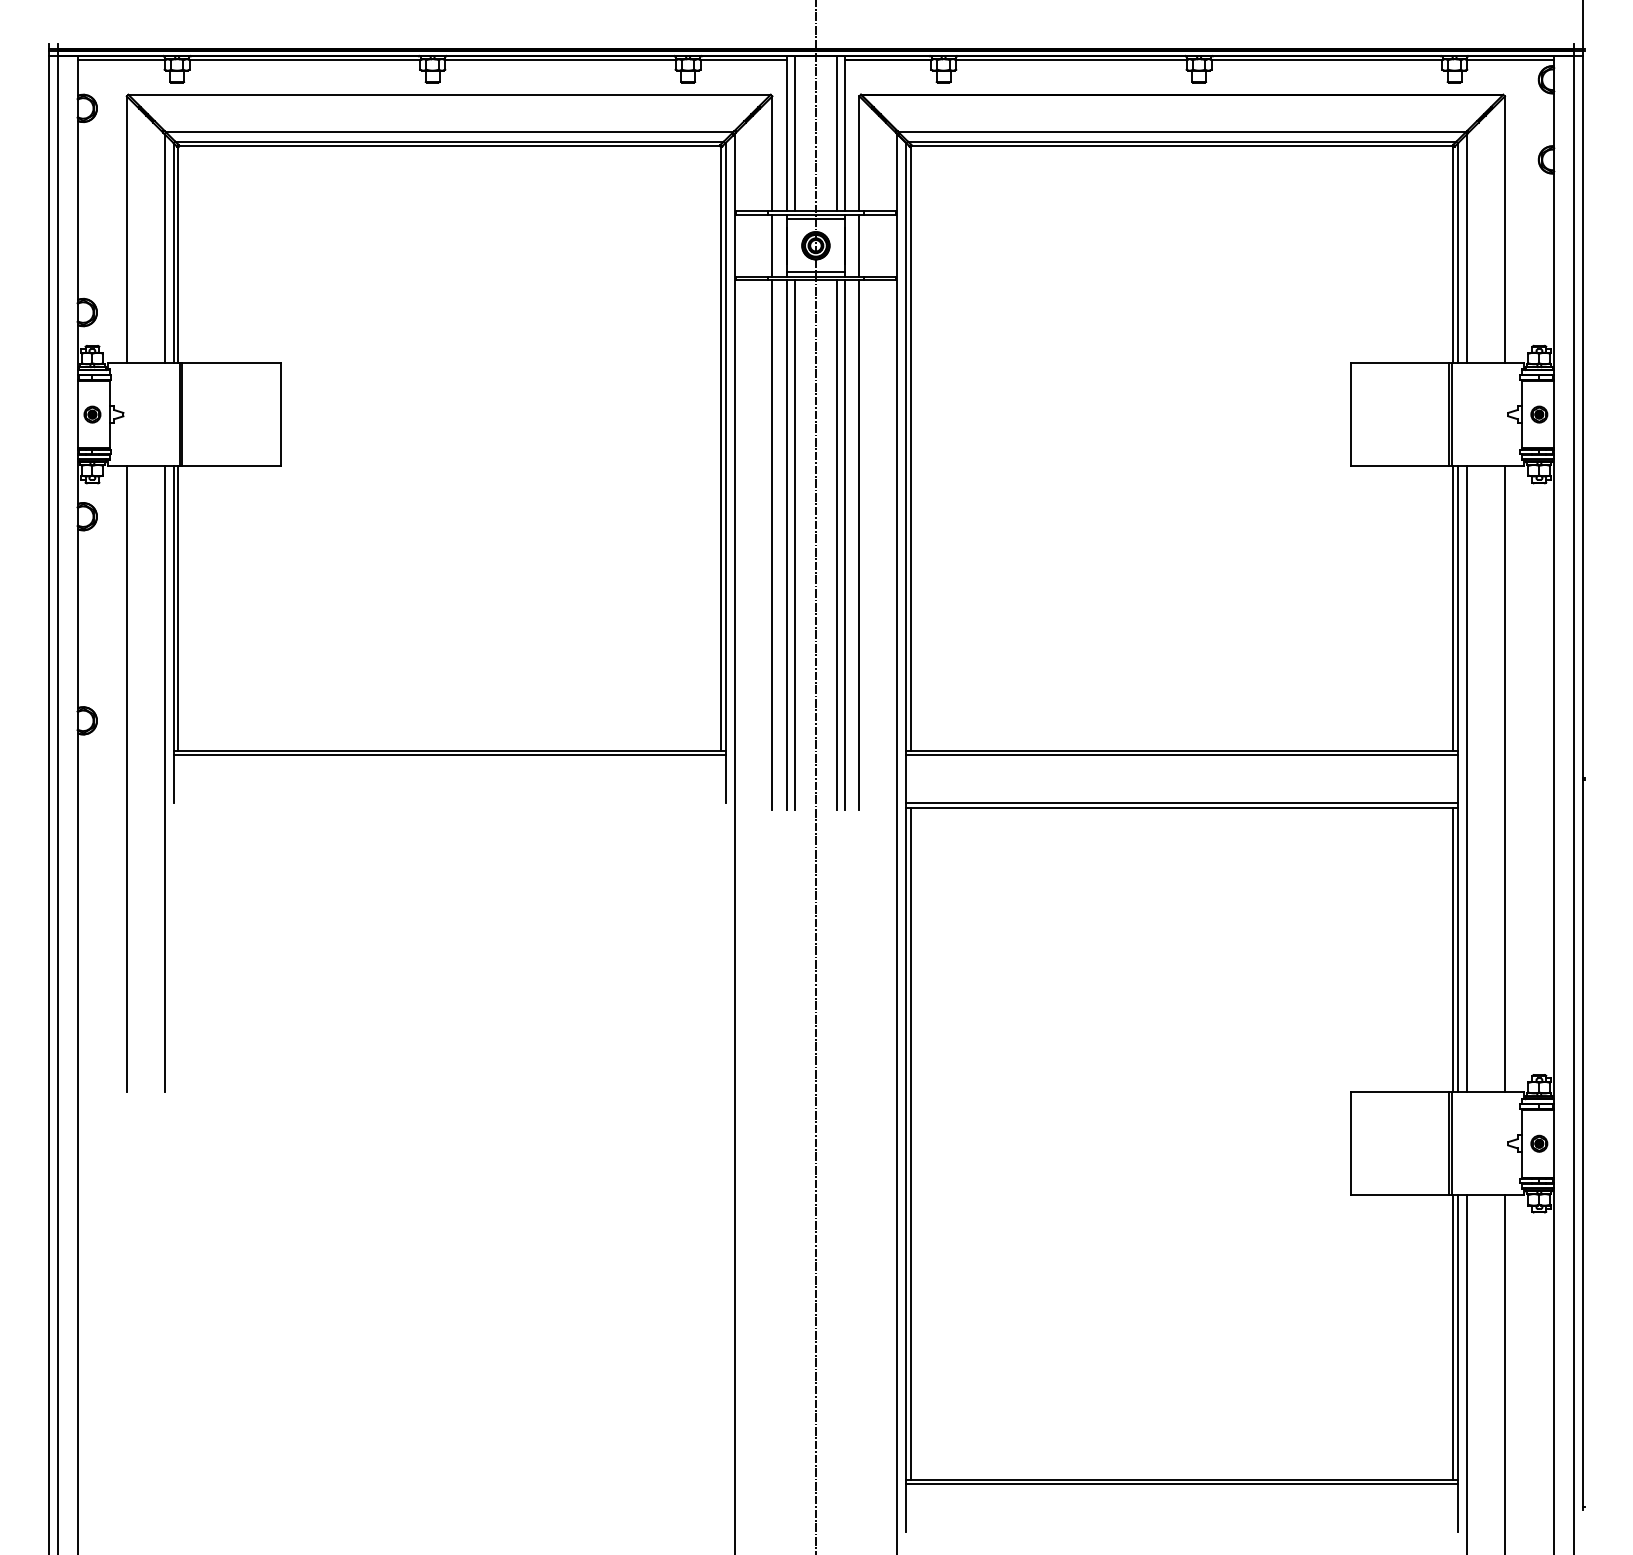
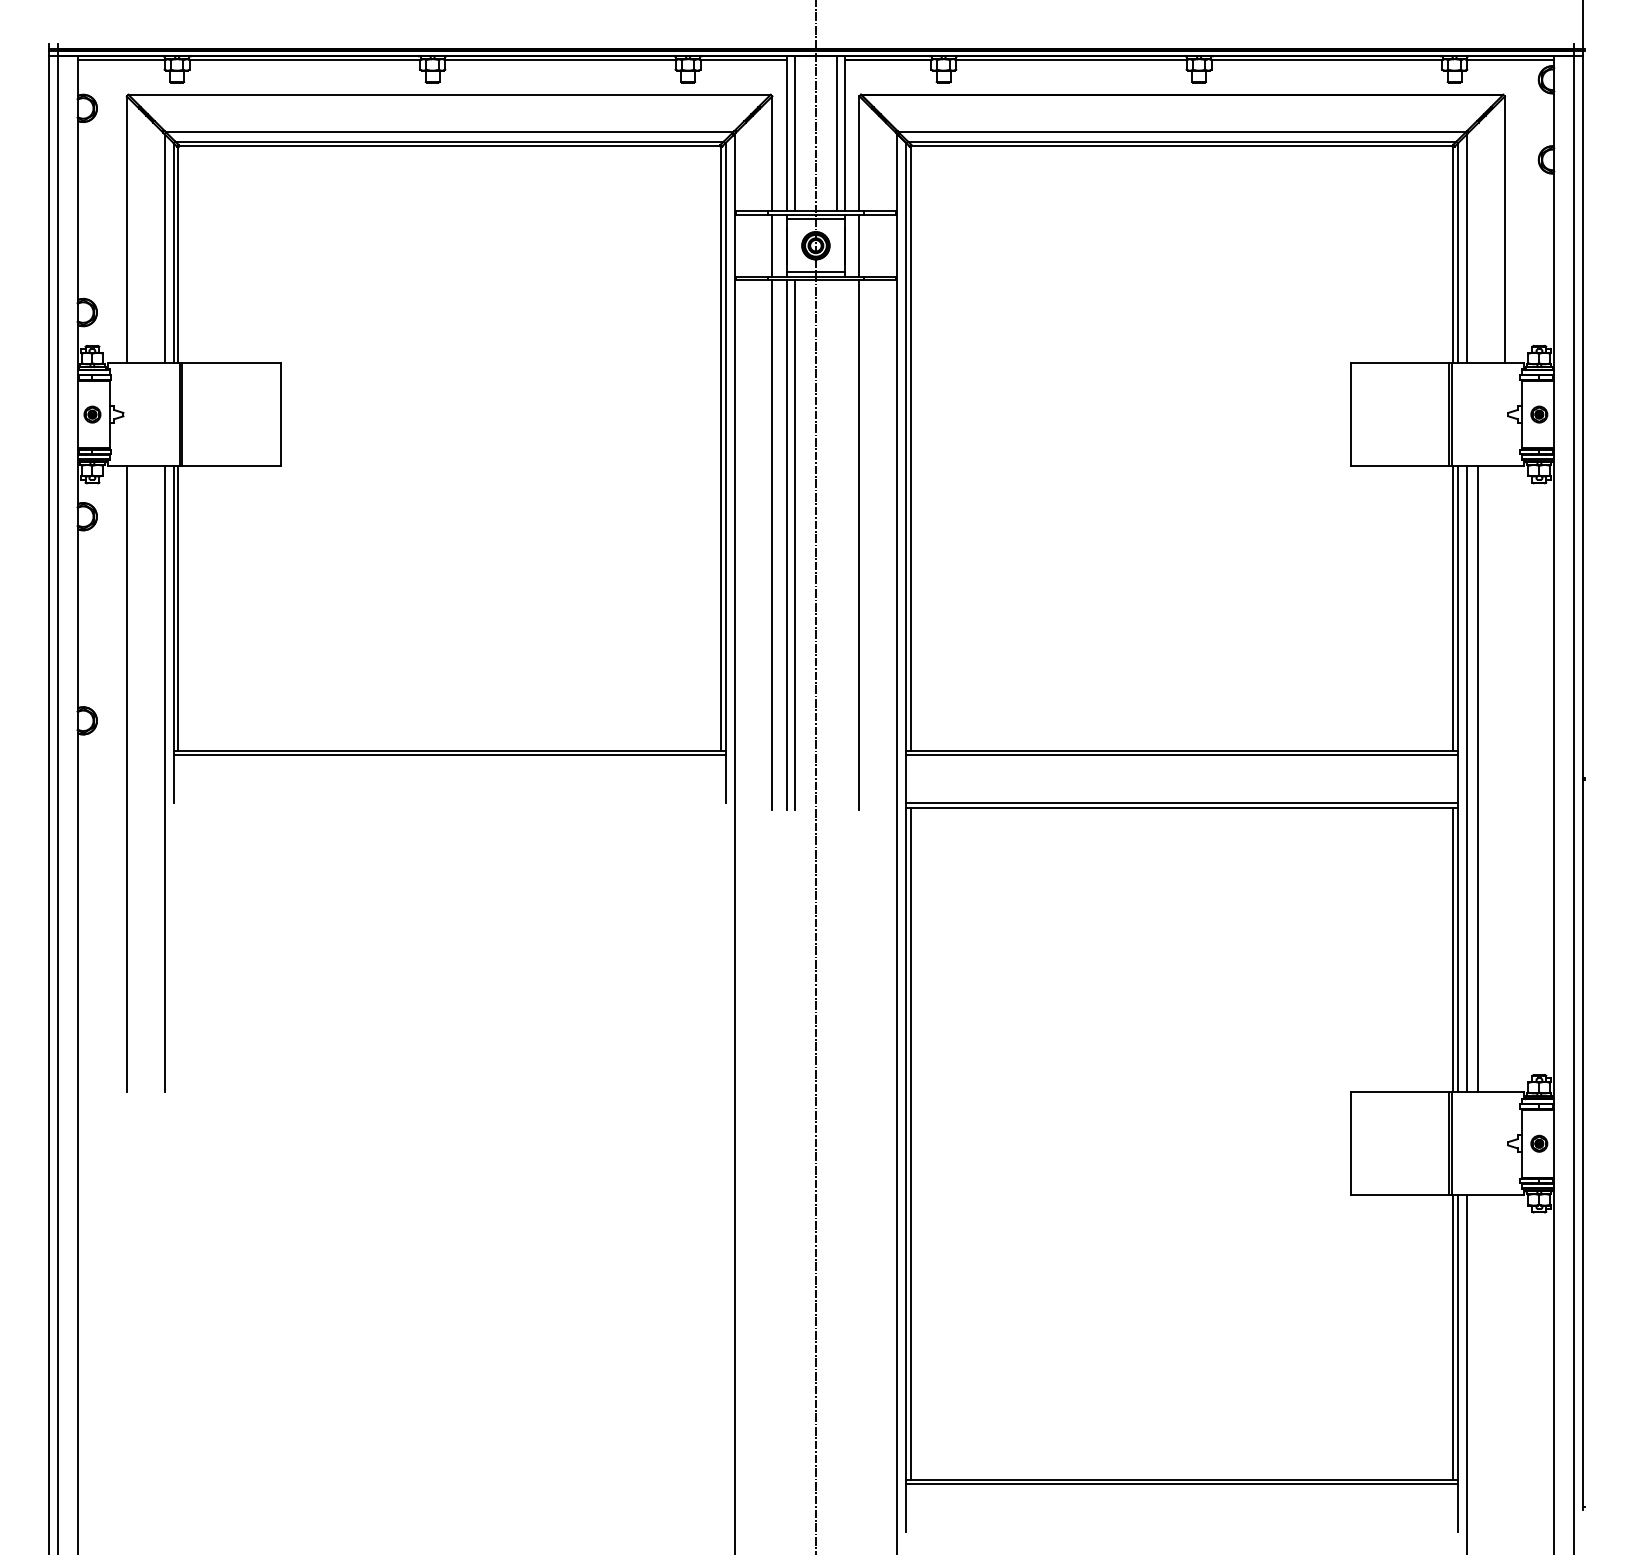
line: present -> none (836, 545)
line: present -> none (844, 545)
line position: (1504, 779) -> (1477, 779) (1477, 779)
line: present -> none (1504, 1373)
